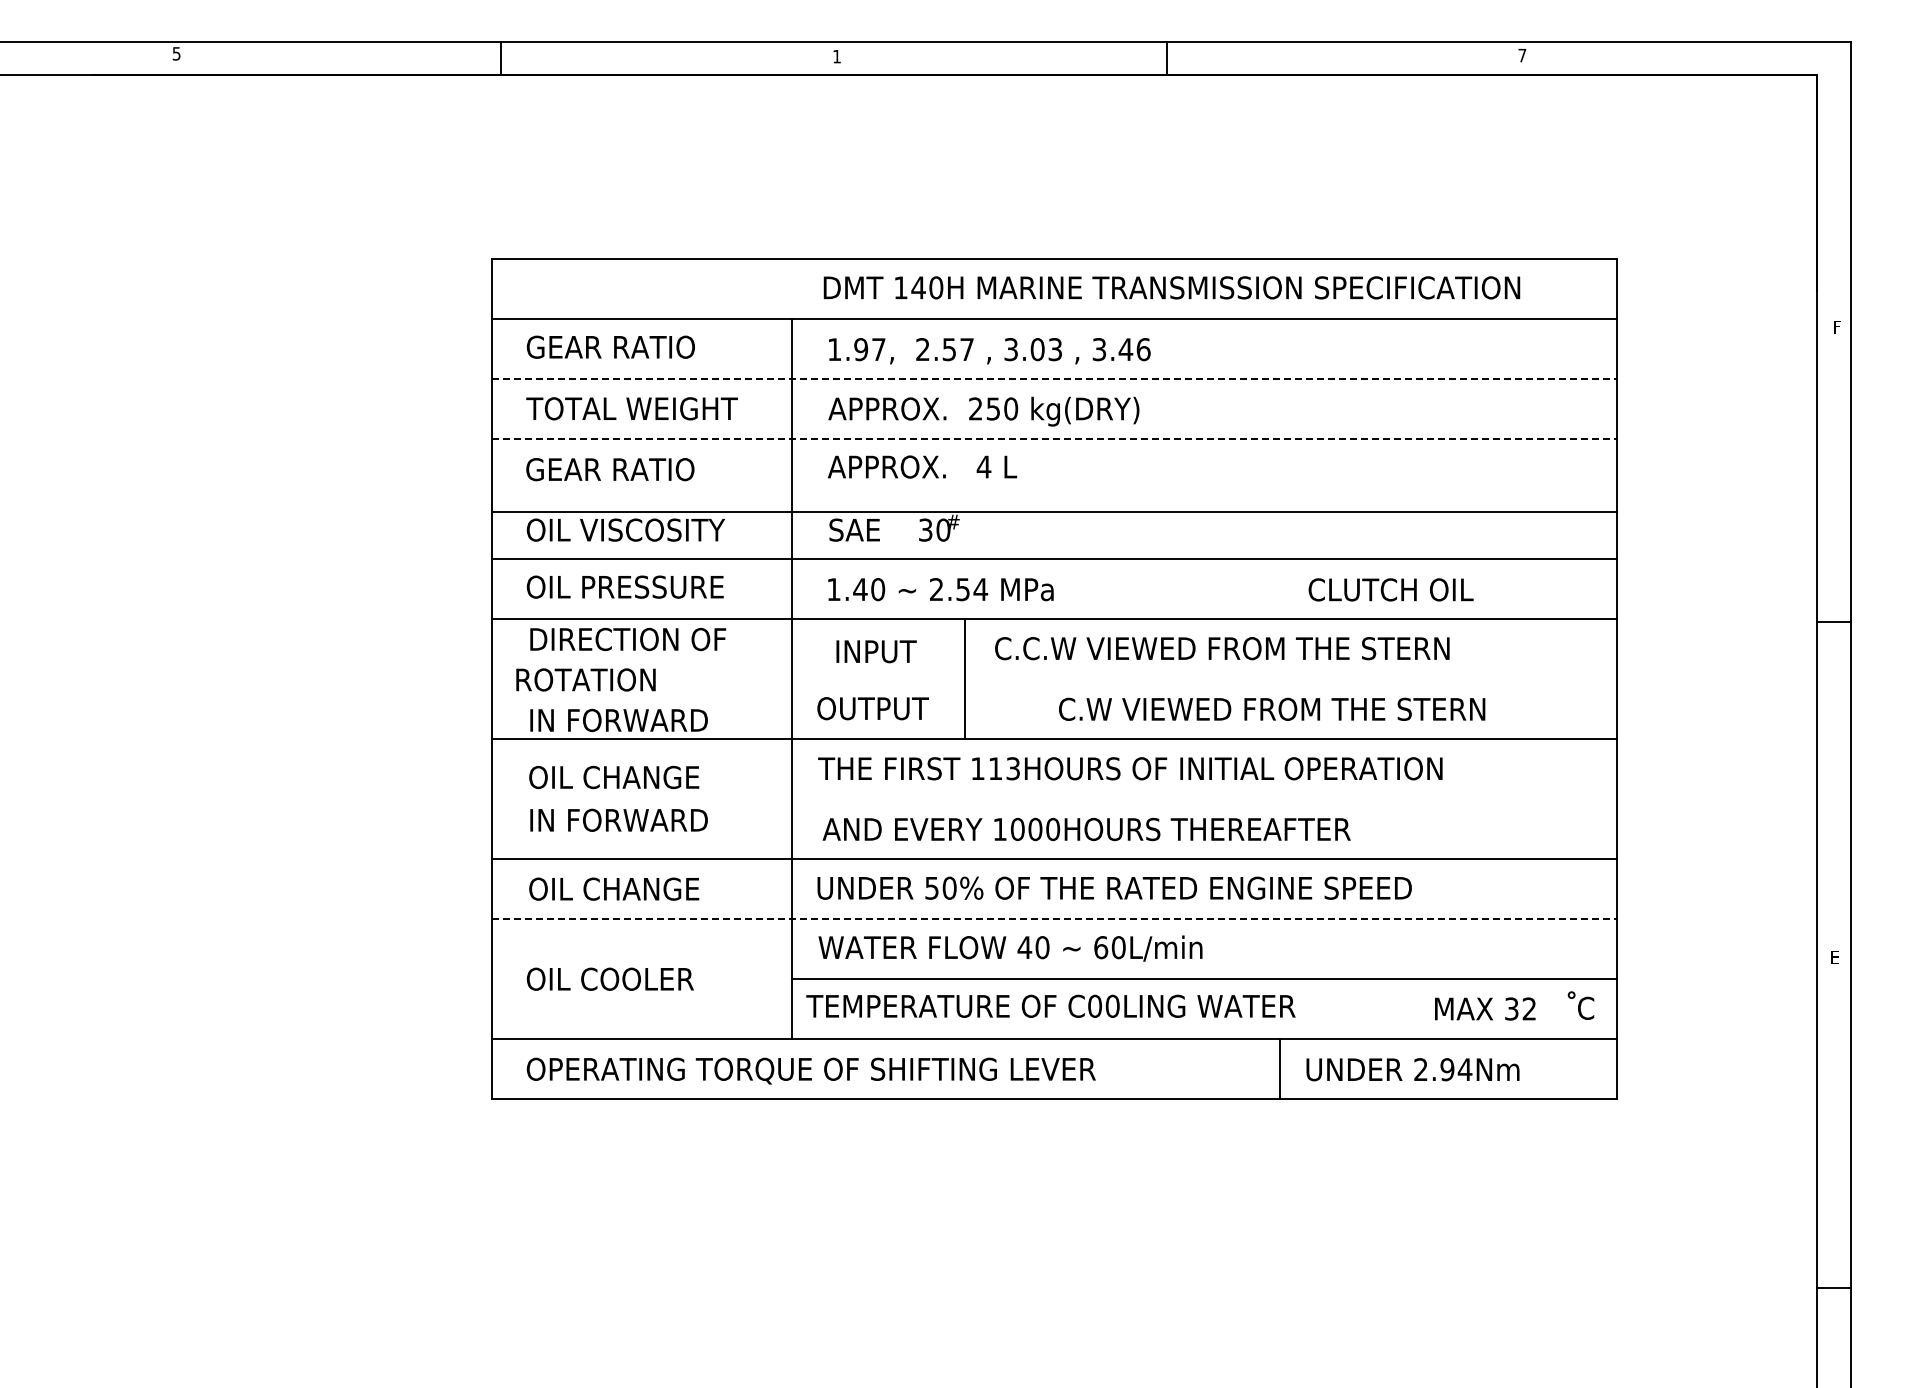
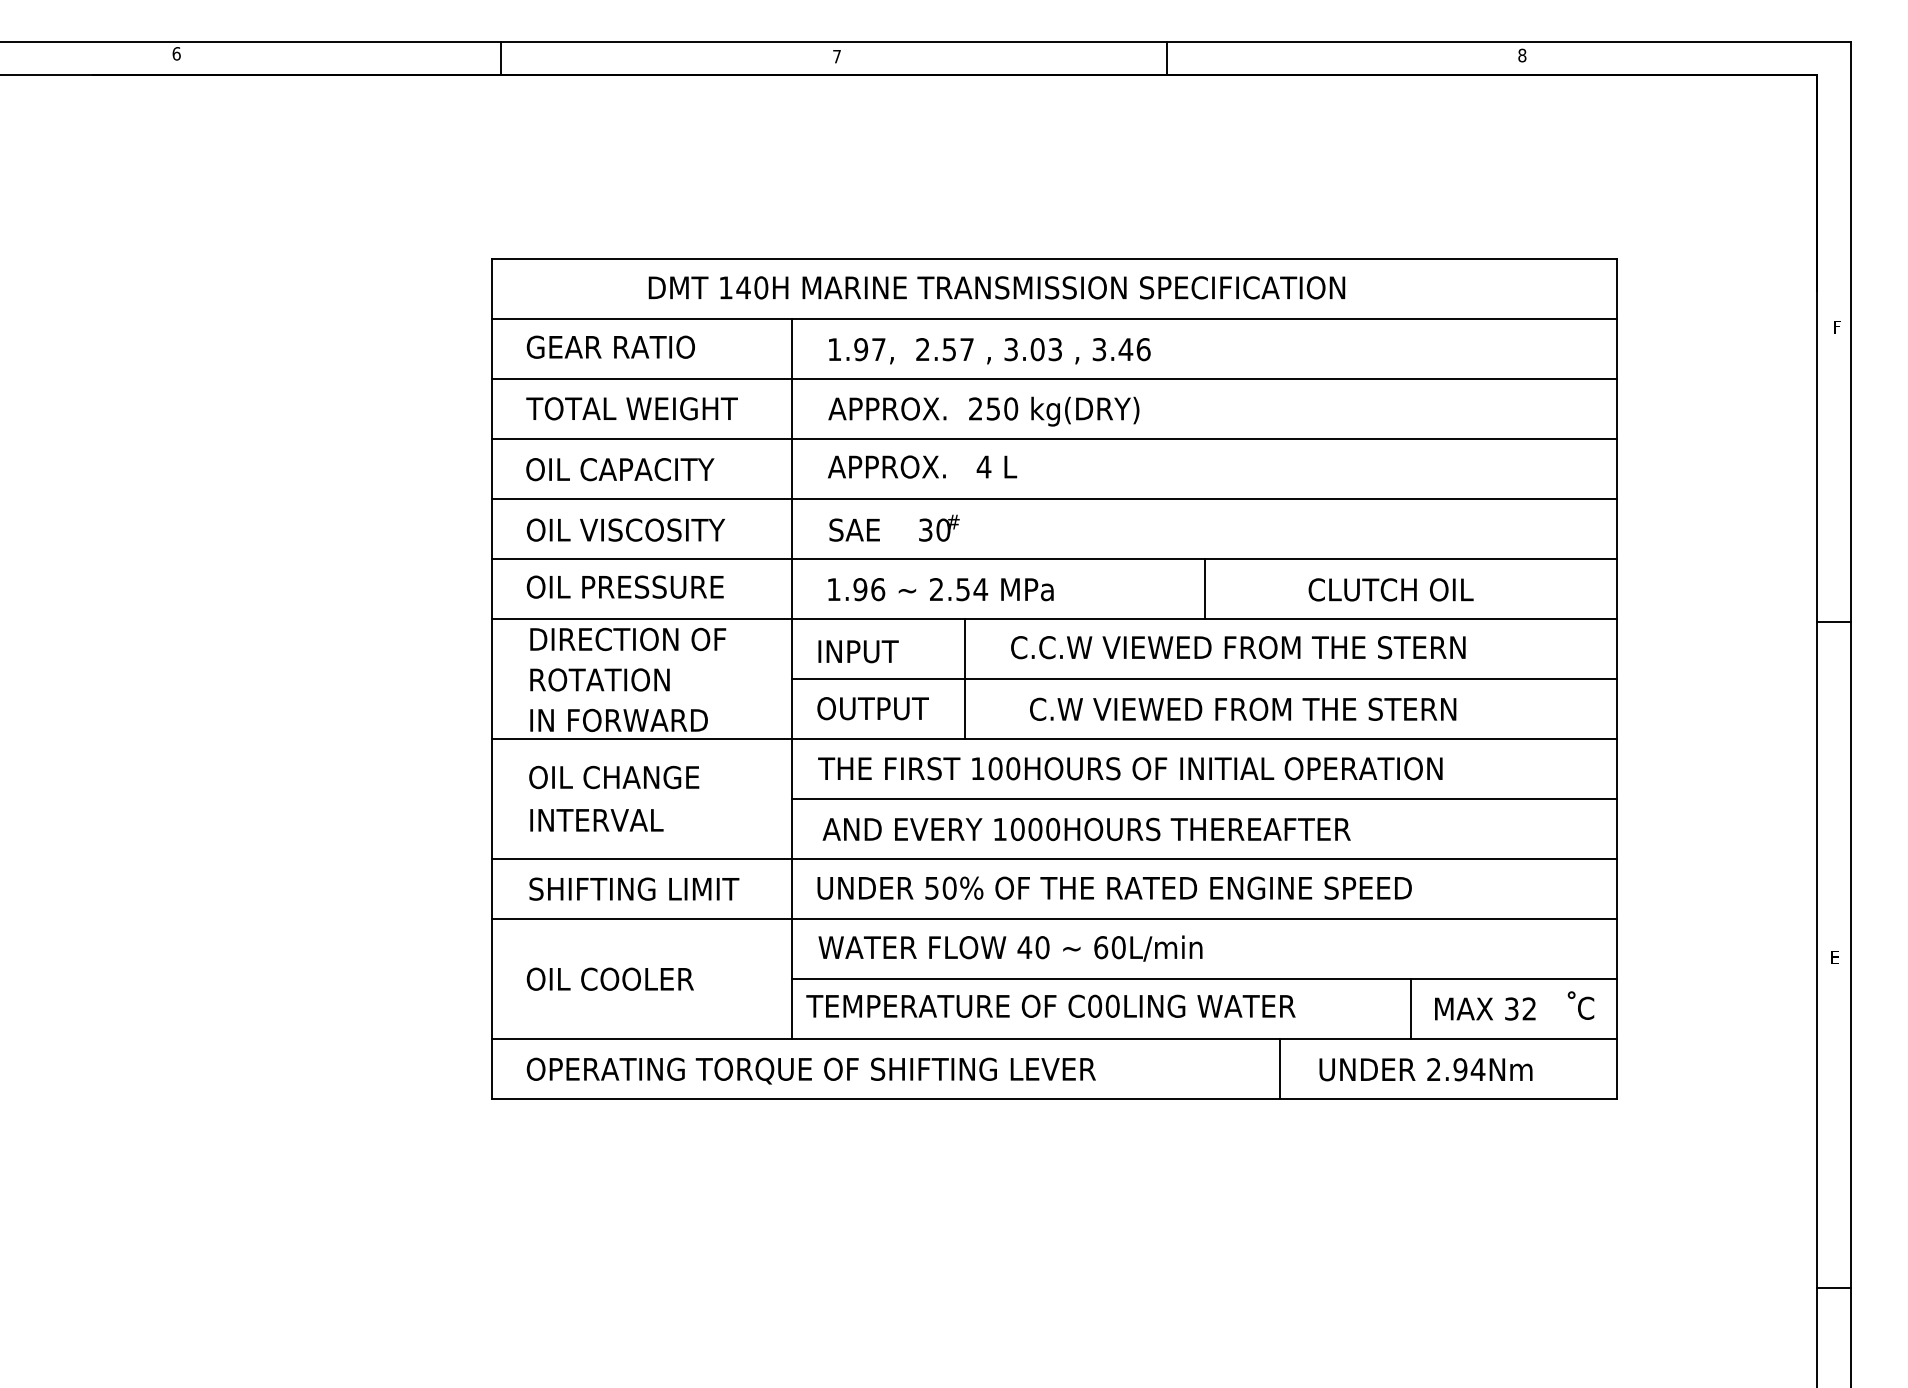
text: 5 -> 6 (176, 53)
text: 7 -> 8 (1522, 55)
text: 1 -> 7 (836, 56)
text position: (1171, 287) -> (996, 287) (996, 287)
line: dashed -> solid (1055, 379)
line: dashed -> solid (1055, 439)
text: GEAR RATIO -> OIL CAPACITY (623, 469)
line position: (1054, 512) -> (1054, 499) (1054, 499)
text: 1.40 -> 1.96 (869, 589)
line: none -> present (1204, 589)
text position: (1222, 648) -> (1238, 647) (1238, 647)
text position: (876, 651) -> (858, 651) (858, 651)
text position: (585, 679) -> (599, 679) (599, 679)
line: none -> present (1204, 679)
text position: (1272, 708) -> (1243, 708) (1243, 708)
text: 113HOURS -> 100HOURS (1004, 768)
line: none -> present (1204, 799)
text: IN FORWARD -> INTERVAL (631, 819)
text: OIL CHANGE -> SHIFTING LIMIT (634, 888)
line: dashed -> solid (1055, 919)
line: none -> present (1411, 1009)
text position: (1412, 1069) -> (1425, 1069) (1425, 1069)
